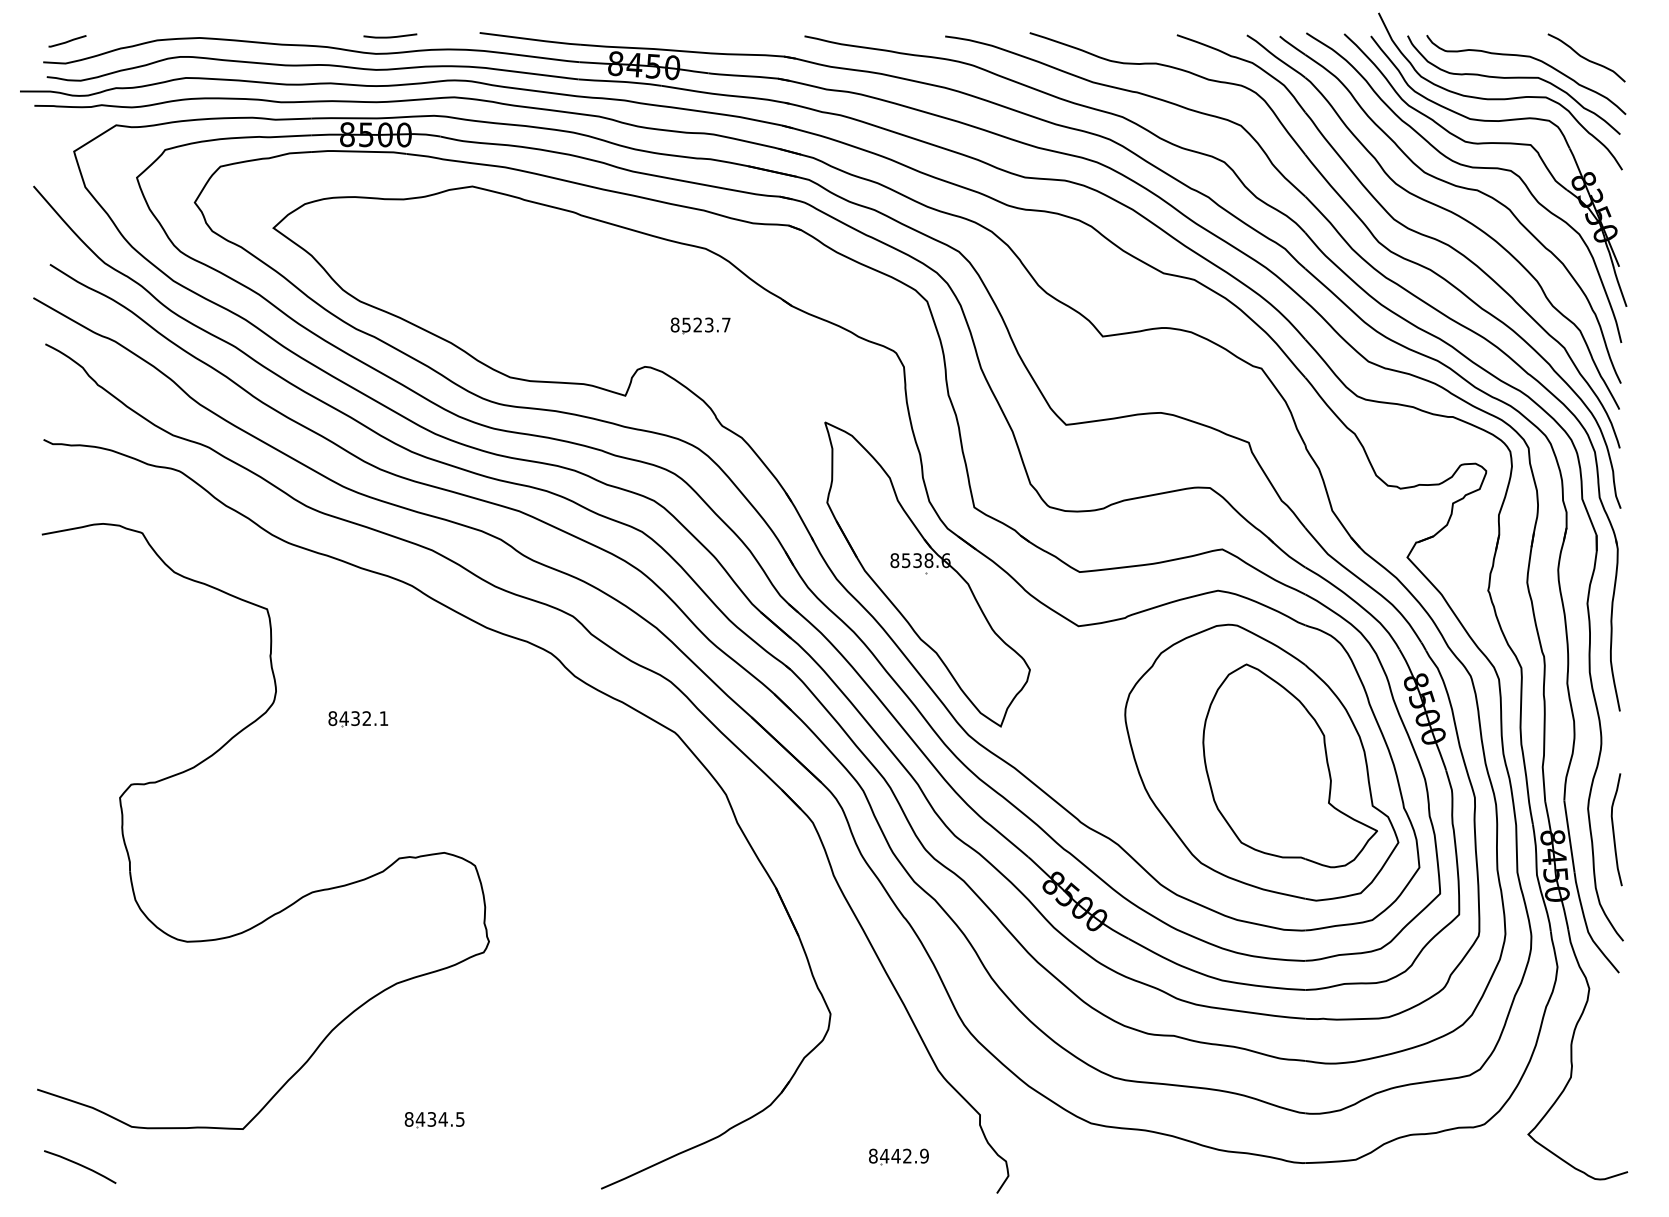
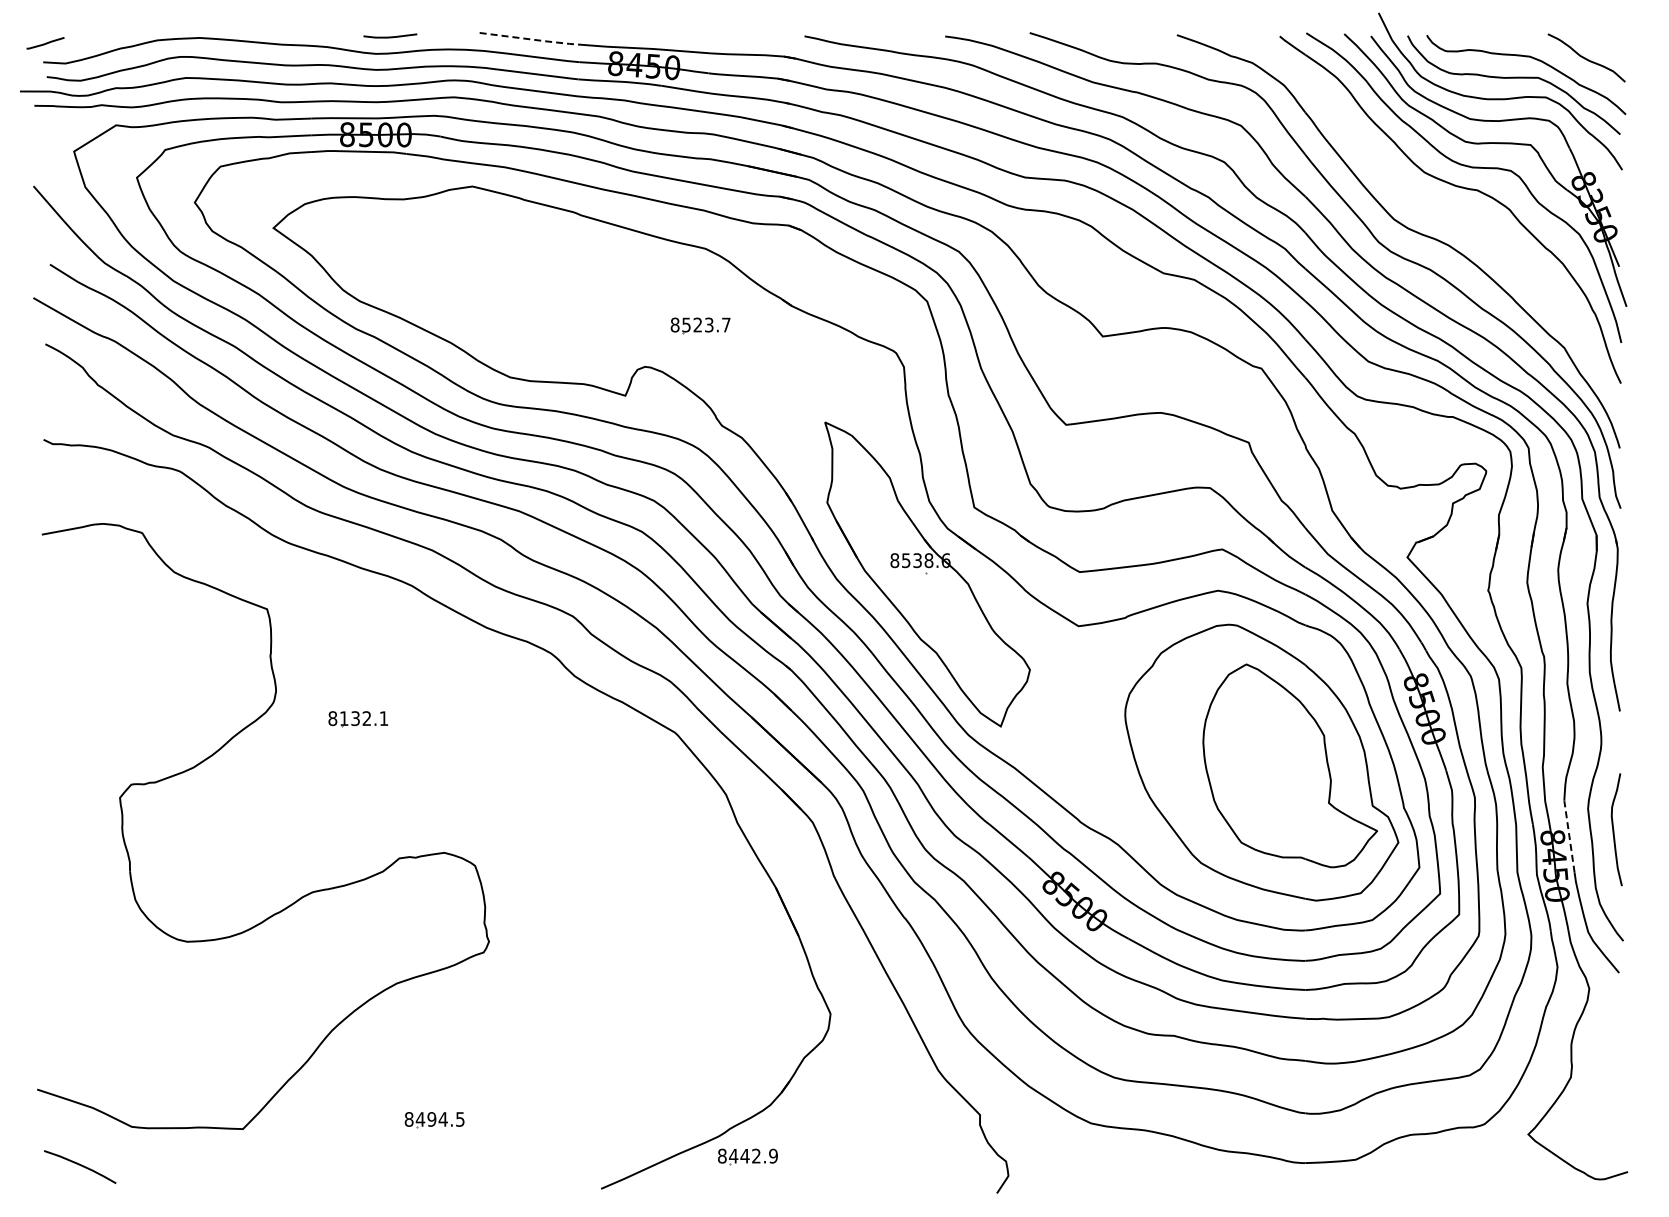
line: solid -> dashed (532, 39)
line position: (67, 41) -> (45, 43) (45, 43)
part: present -> none (1438, 207)
text: 8432.1 -> 8132.1 (343, 718)
line: solid -> dashed (1569, 836)
text: 8434.5 -> 8494.5 (431, 1119)
part position: (898, 1156) -> (747, 1156) (747, 1156)
